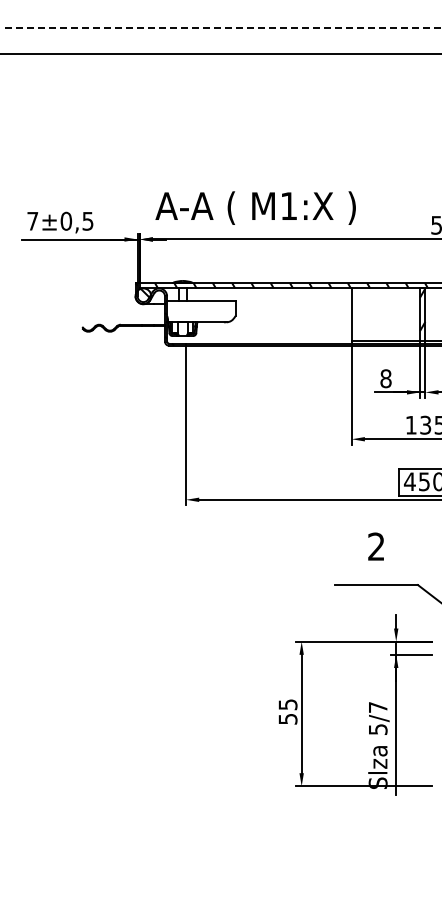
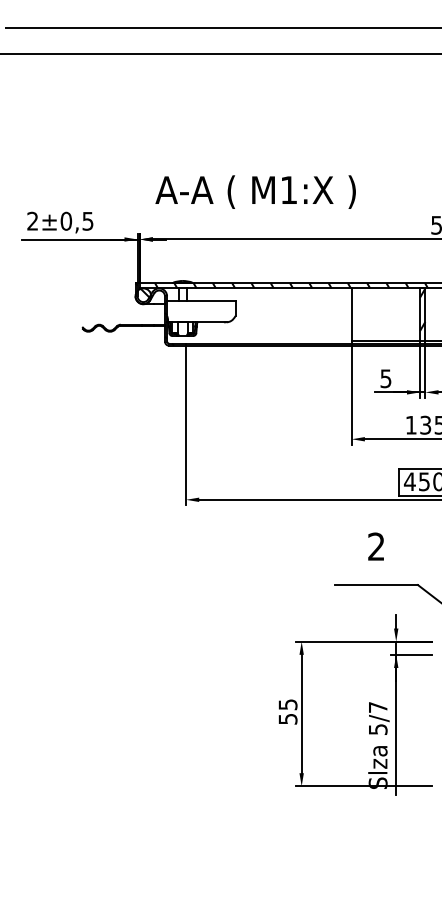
line: dashed -> solid (223, 27)
text position: (255, 207) -> (255, 191) (255, 191)
text: 7 -> 2 (32, 220)
text: 8 -> 5 (385, 378)
